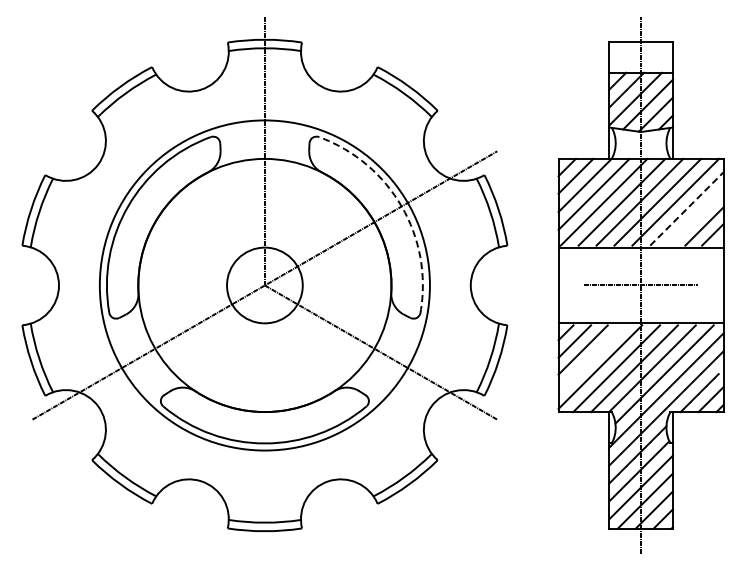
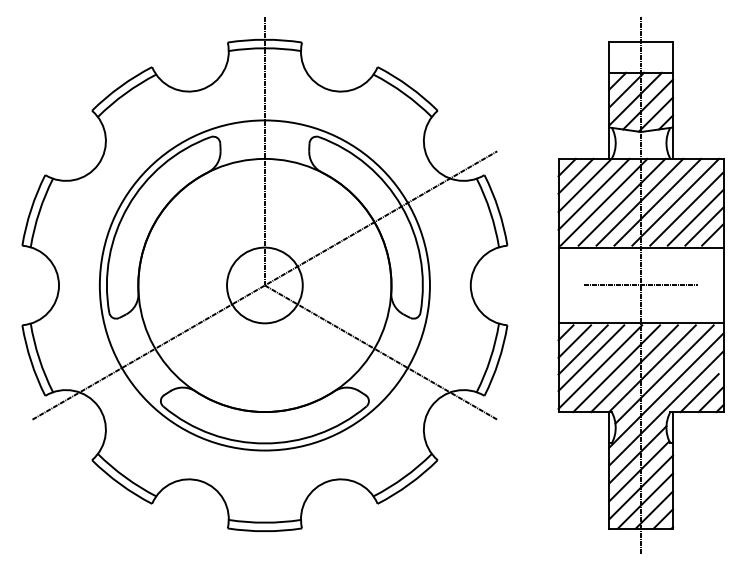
arc: dashed -> solid (401, 206)
line: dashed -> solid (686, 208)
line: none -> present (695, 217)
line: none -> present (591, 358)
